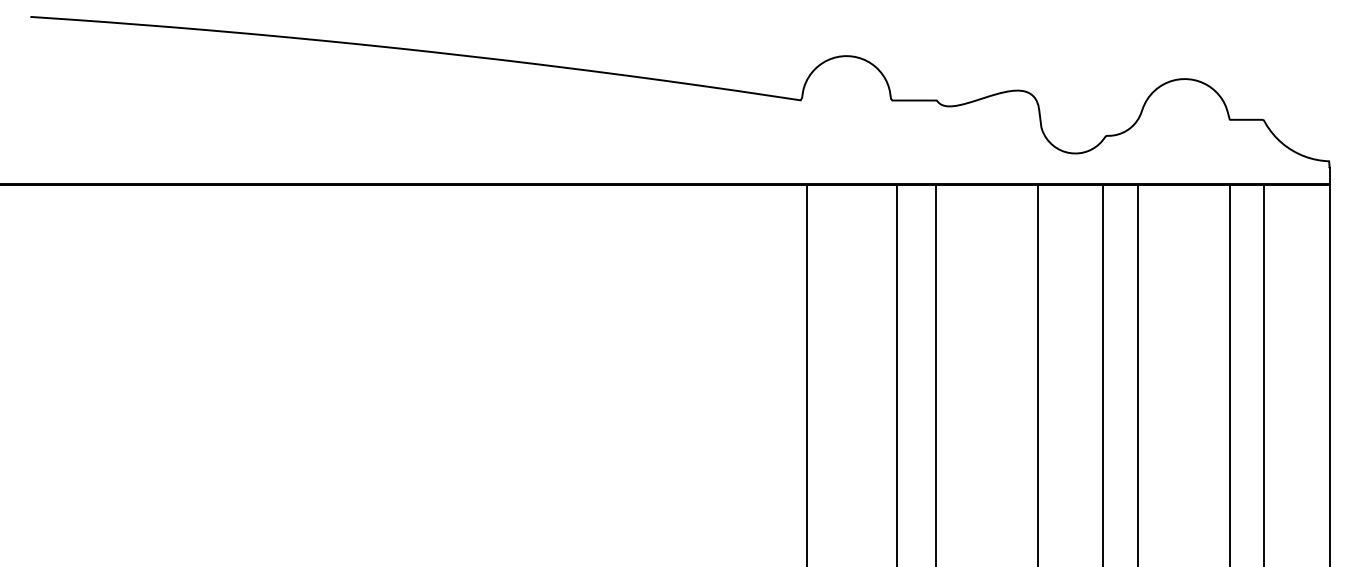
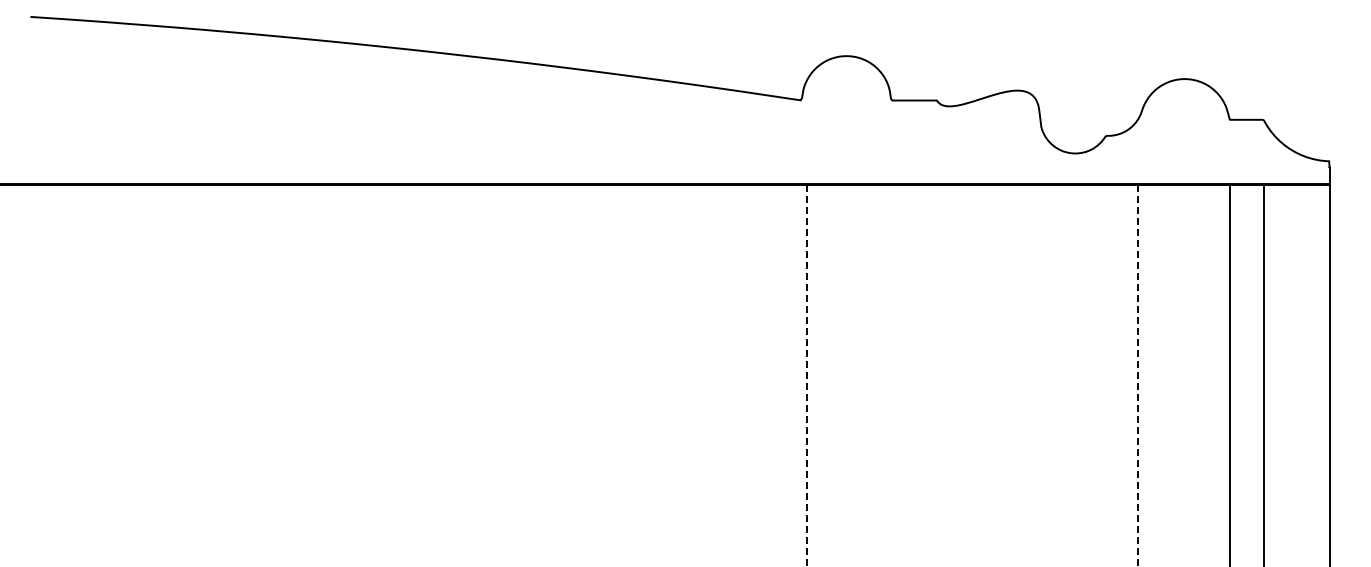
line: present -> none (896, 373)
line: present -> none (935, 373)
line: present -> none (1038, 373)
line: present -> none (1103, 373)
line: solid -> dashed (806, 375)
line: solid -> dashed (1138, 375)
